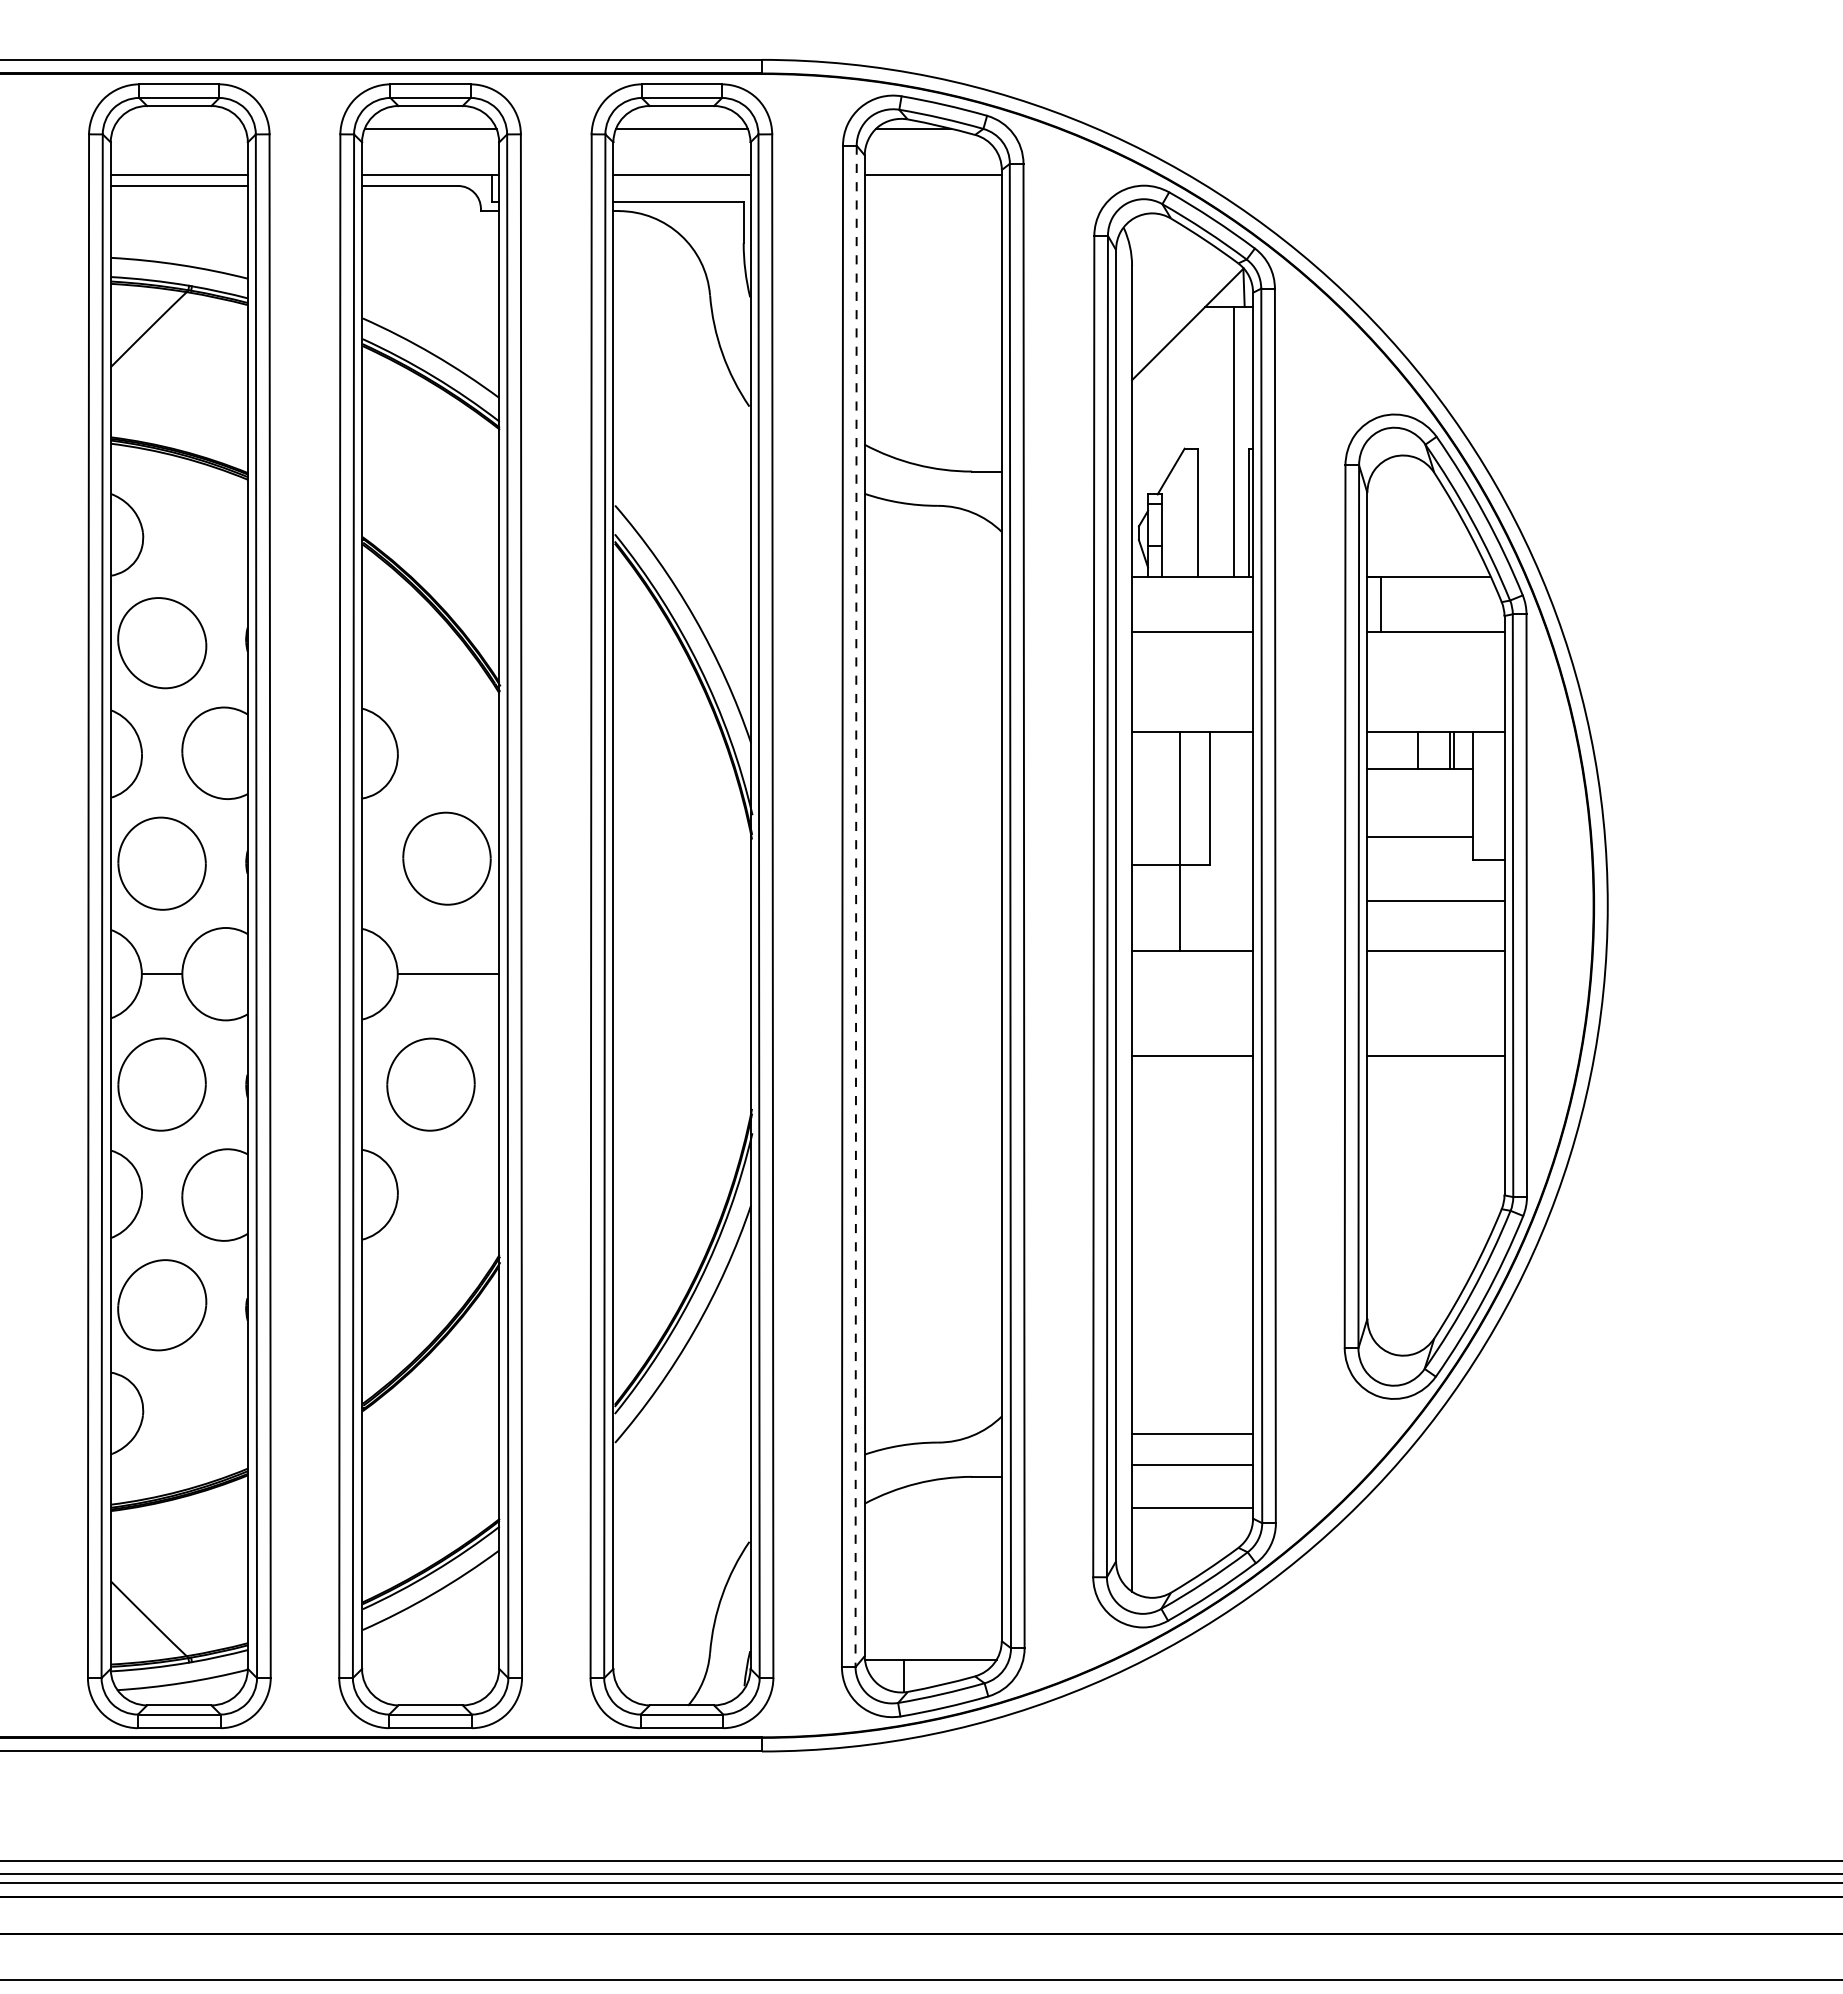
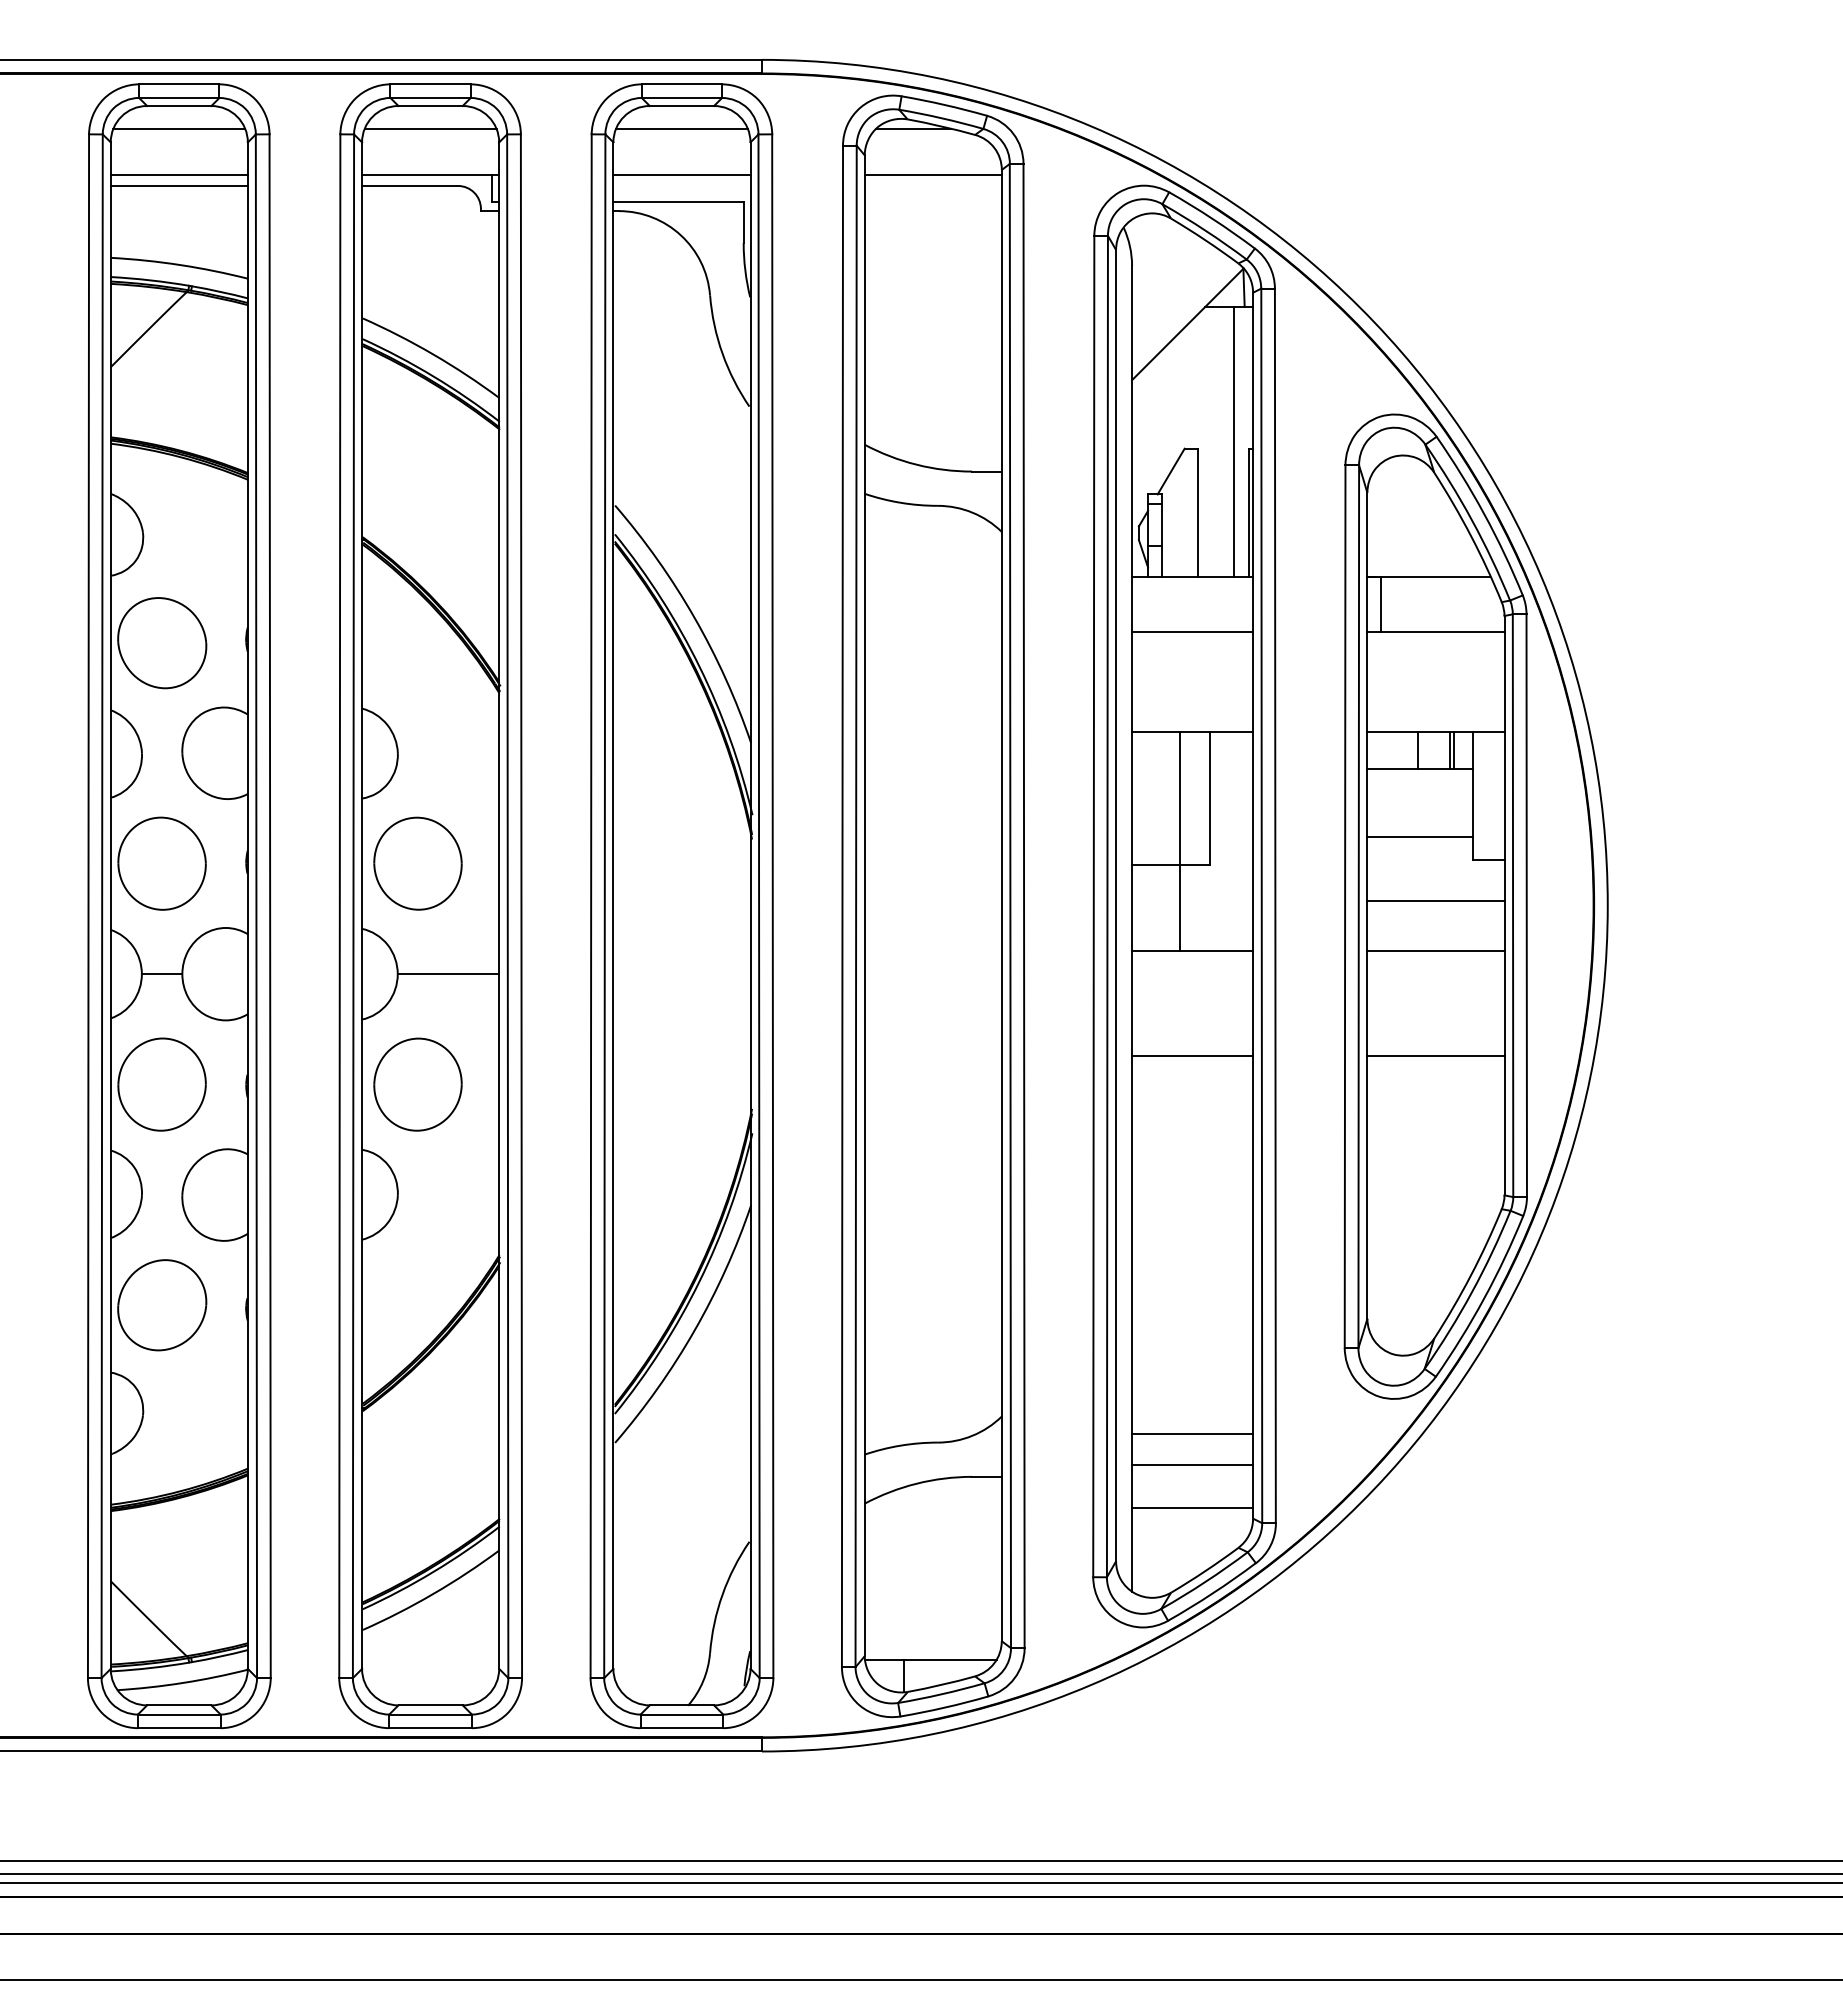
line: none -> present (179, 128)
part position: (446, 858) -> (417, 863) (417, 863)
line: dashed -> solid (856, 906)
part position: (430, 1084) -> (417, 1084) (417, 1084)
